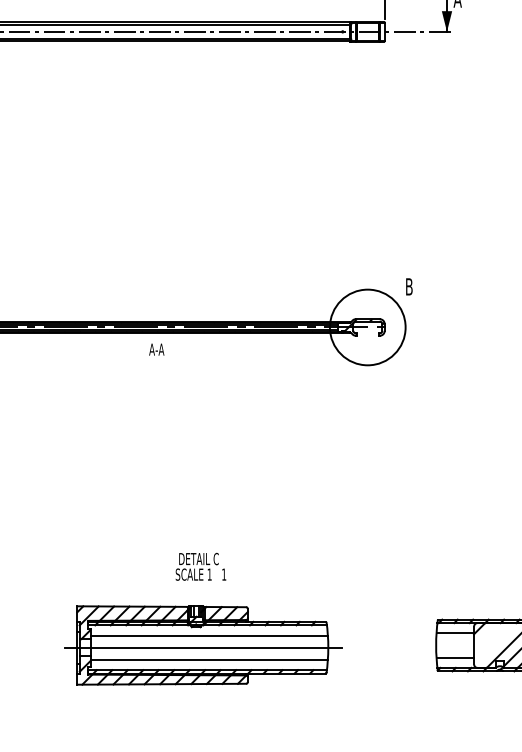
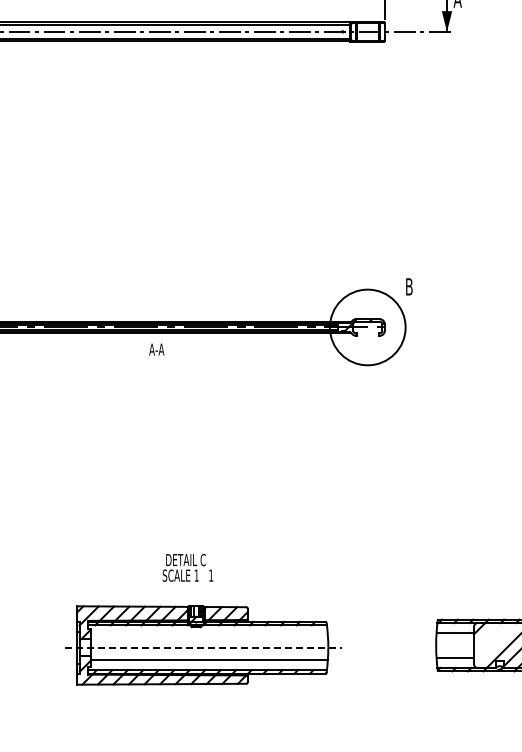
text position: (200, 566) -> (187, 567) (187, 567)
line: present -> none (208, 635)
line: solid -> dashed (203, 647)
